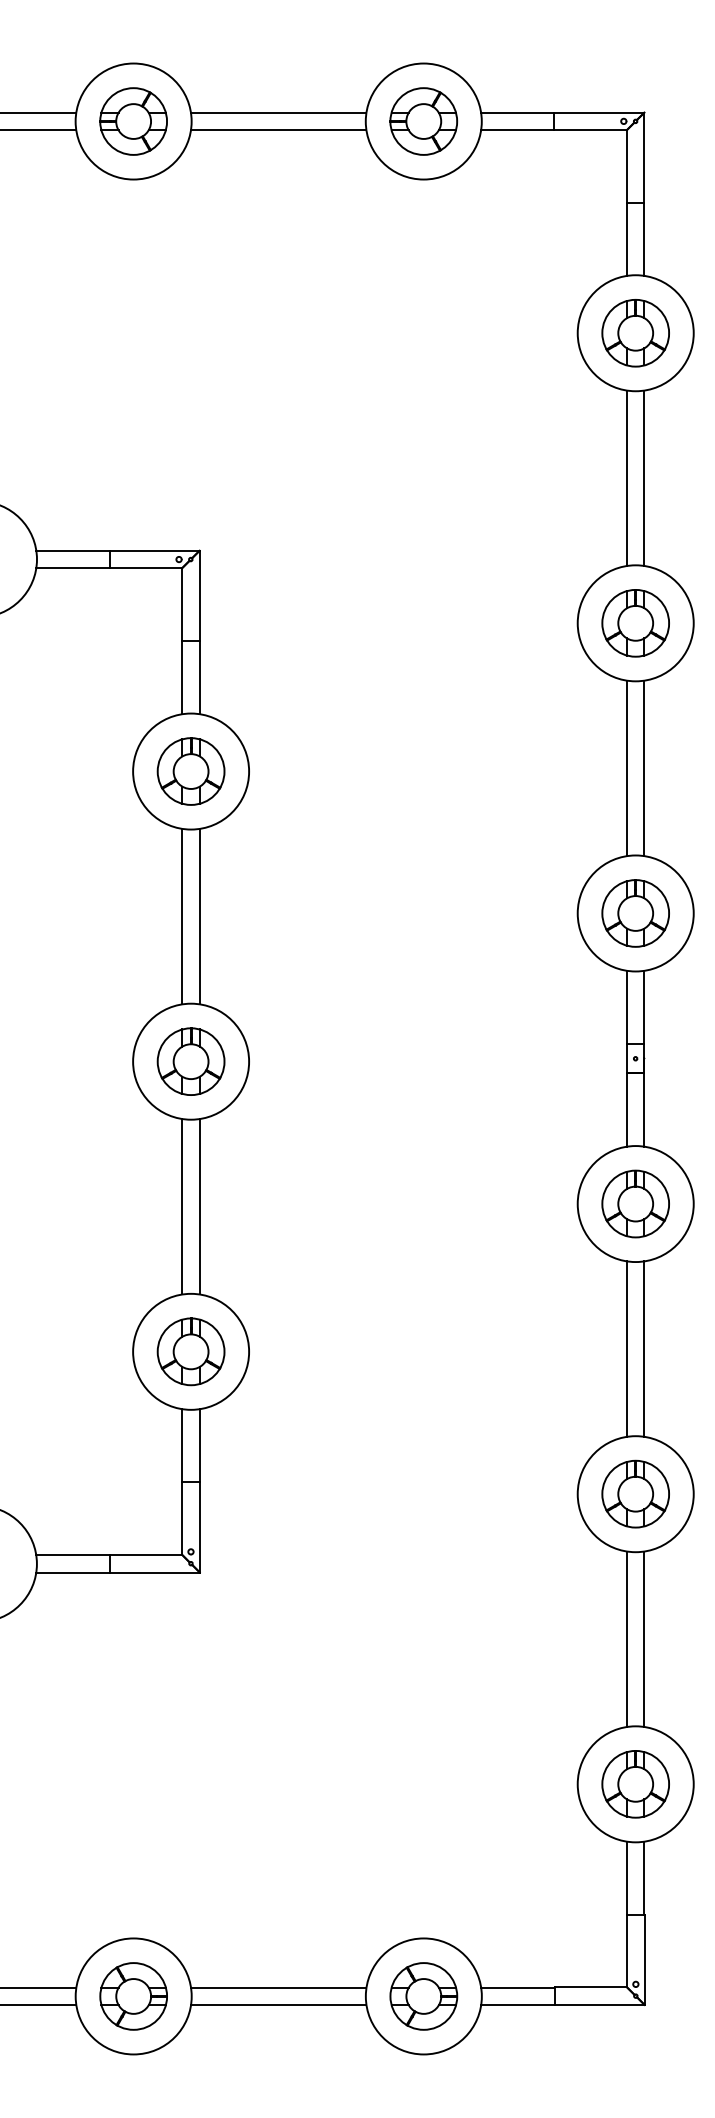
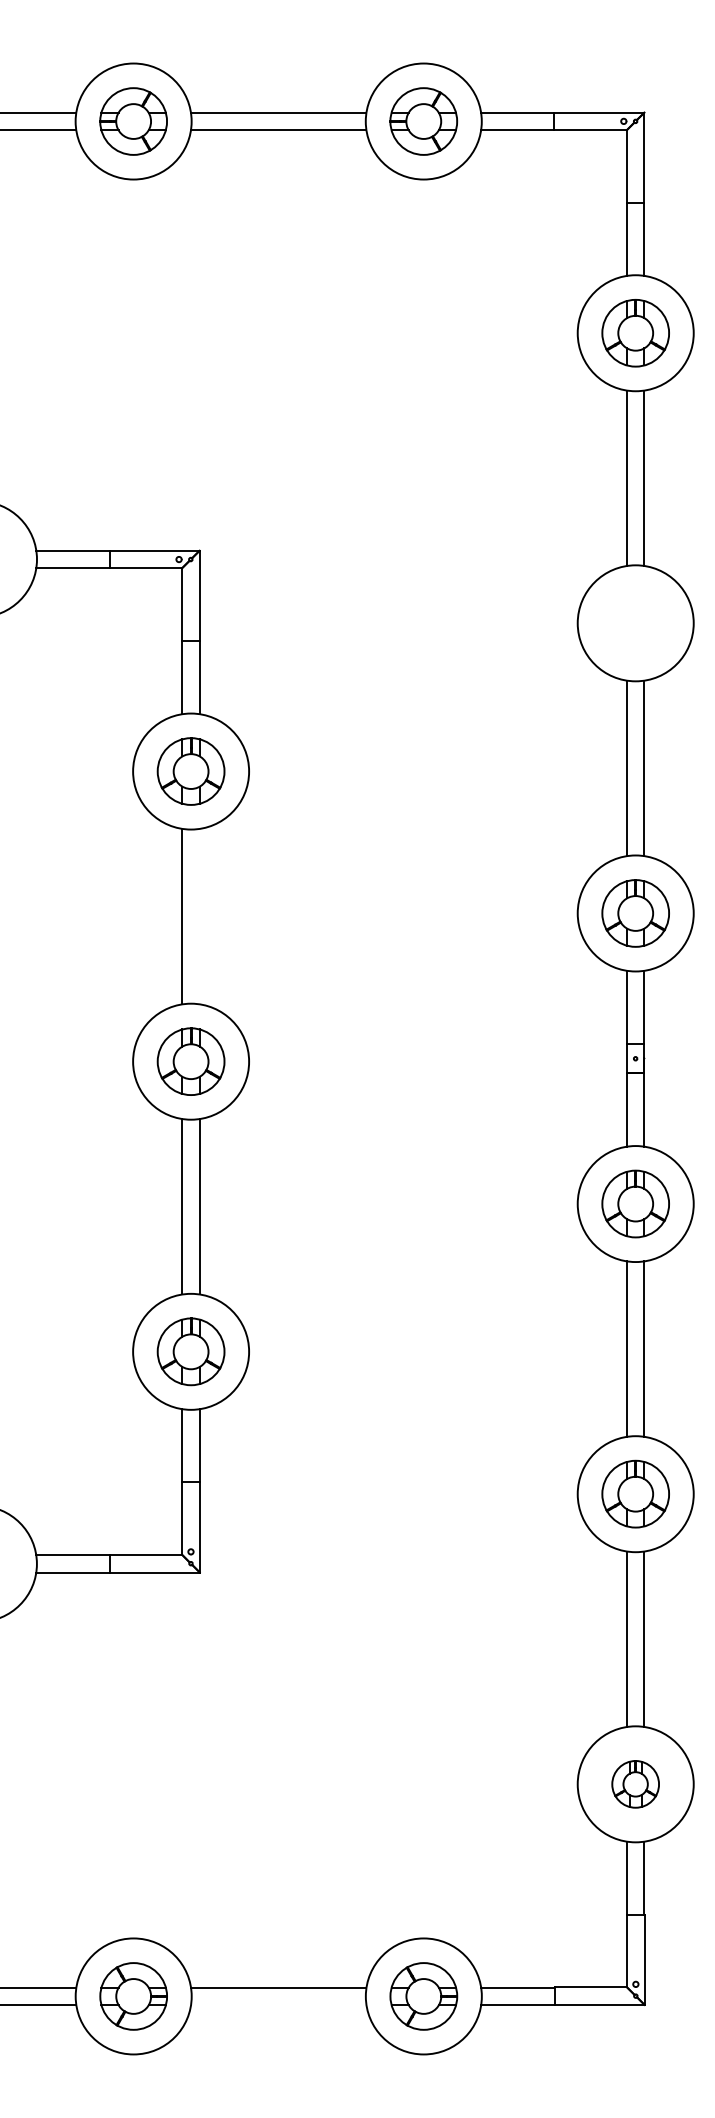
part: present -> none (635, 623)
line: present -> none (199, 916)
part size: 69x69 px -> 49x49 px (635, 1784)
line: present -> none (278, 2005)
